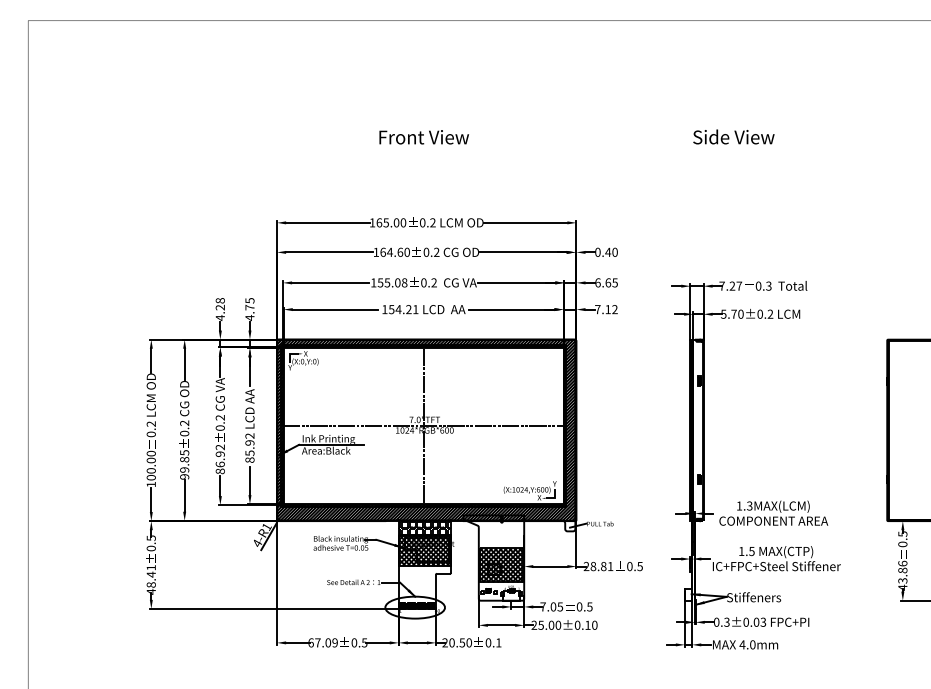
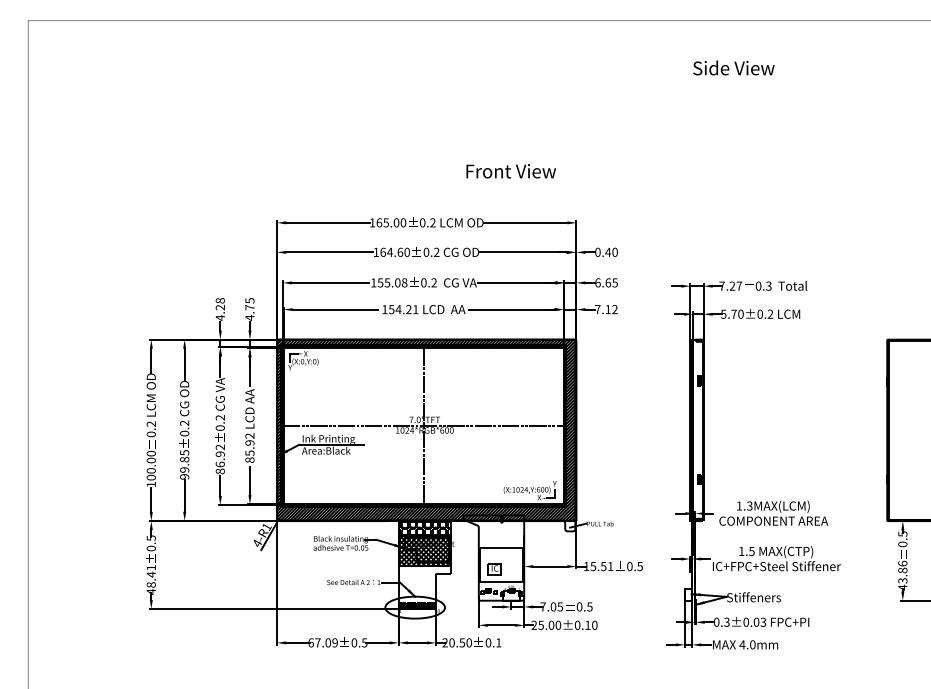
text position: (733, 136) -> (733, 67) (733, 67)
text position: (423, 137) -> (510, 171) (510, 171)
hatch: present -> none (501, 565)
text: 28.81 -> 15.51 (594, 565)
